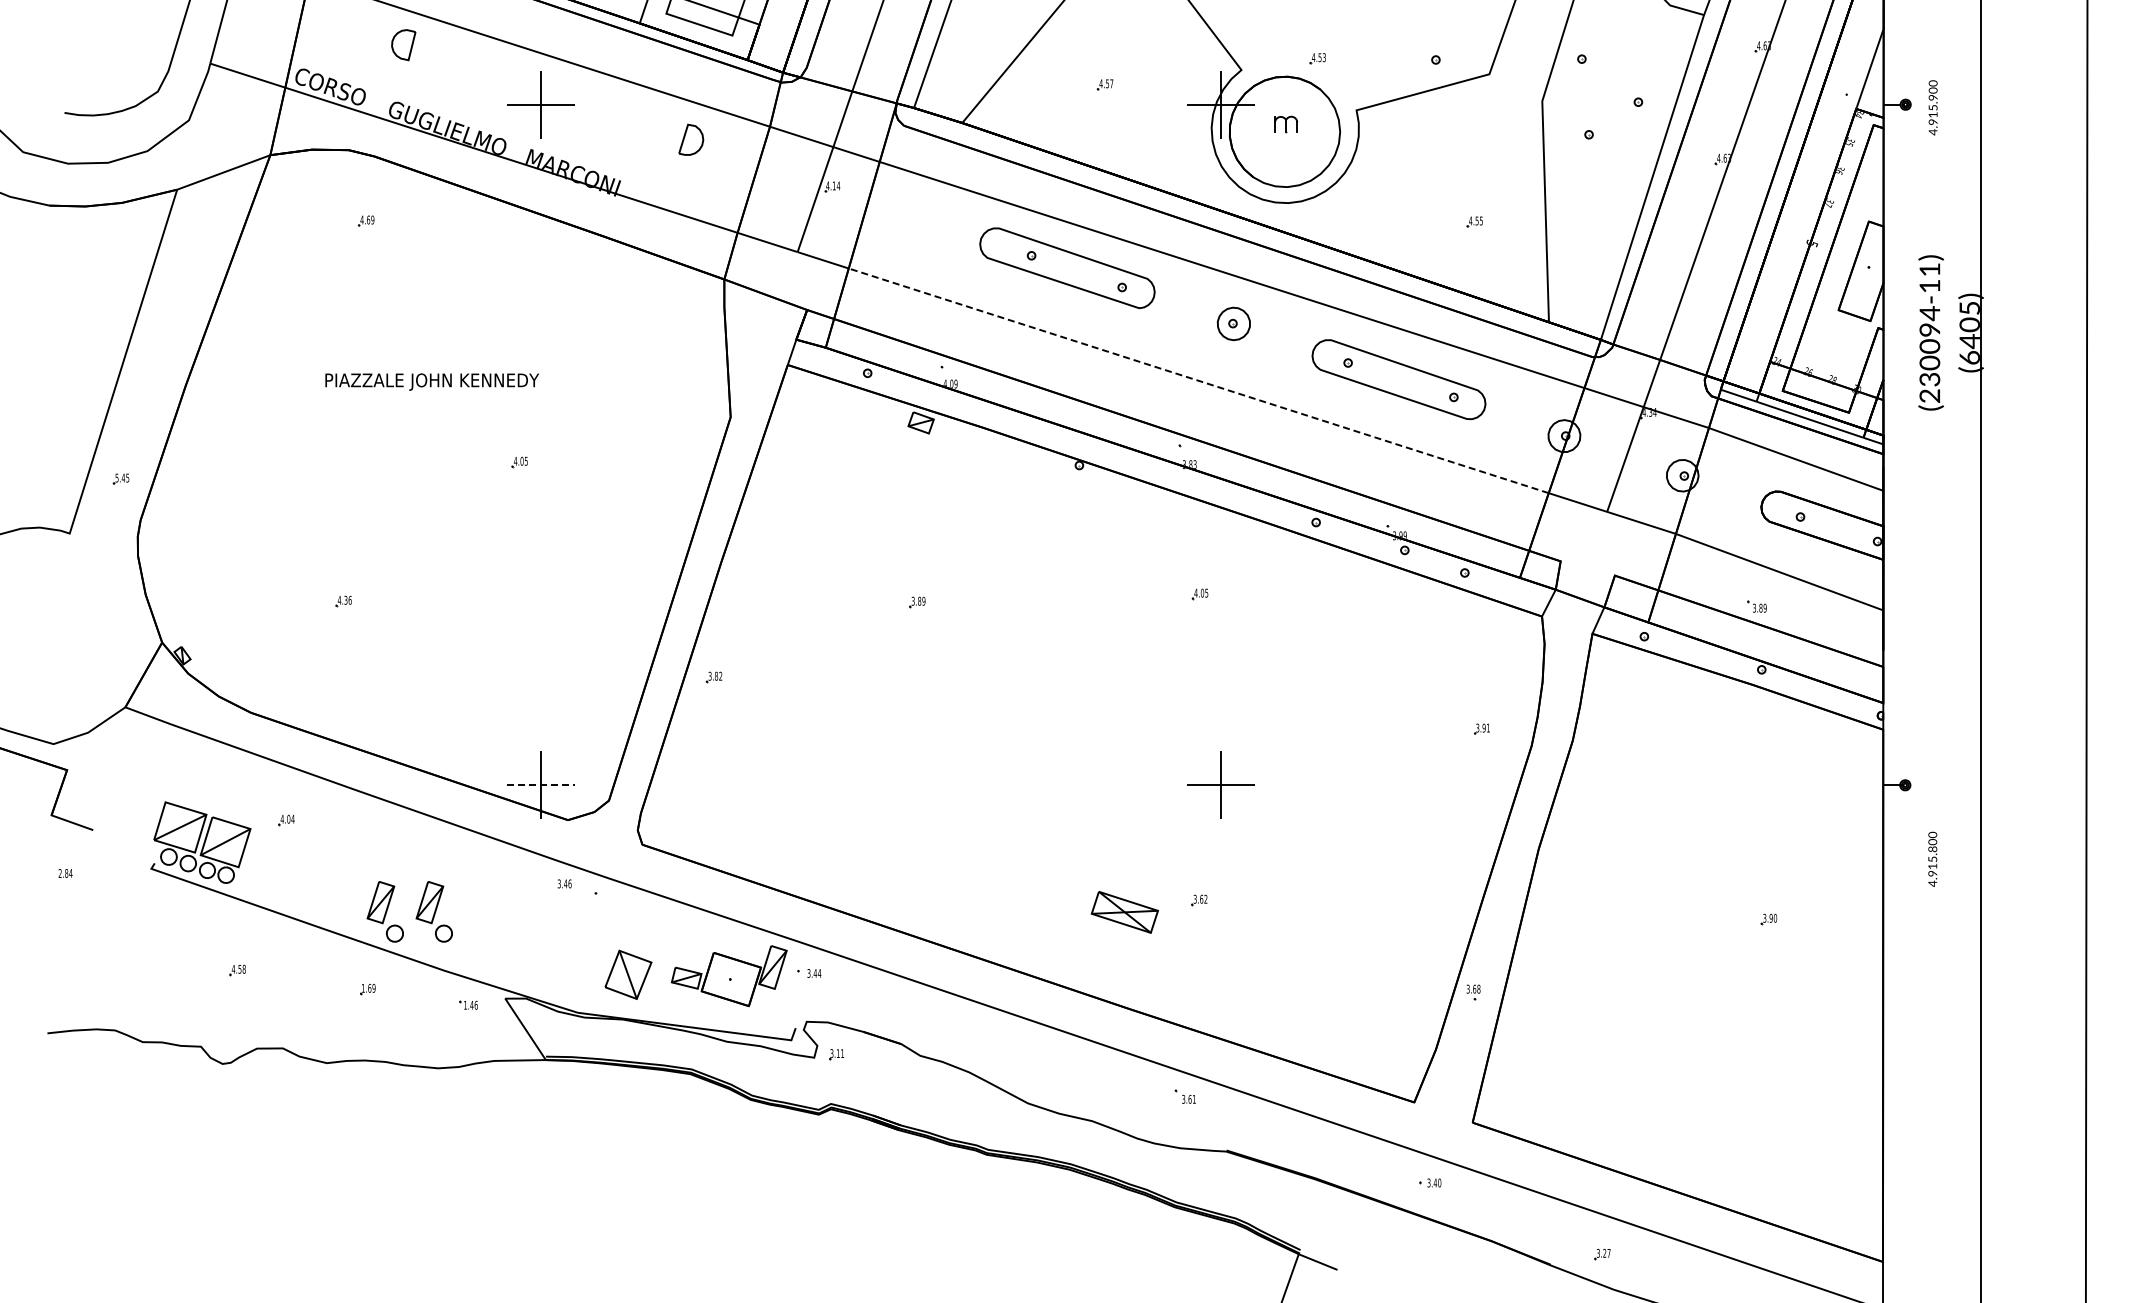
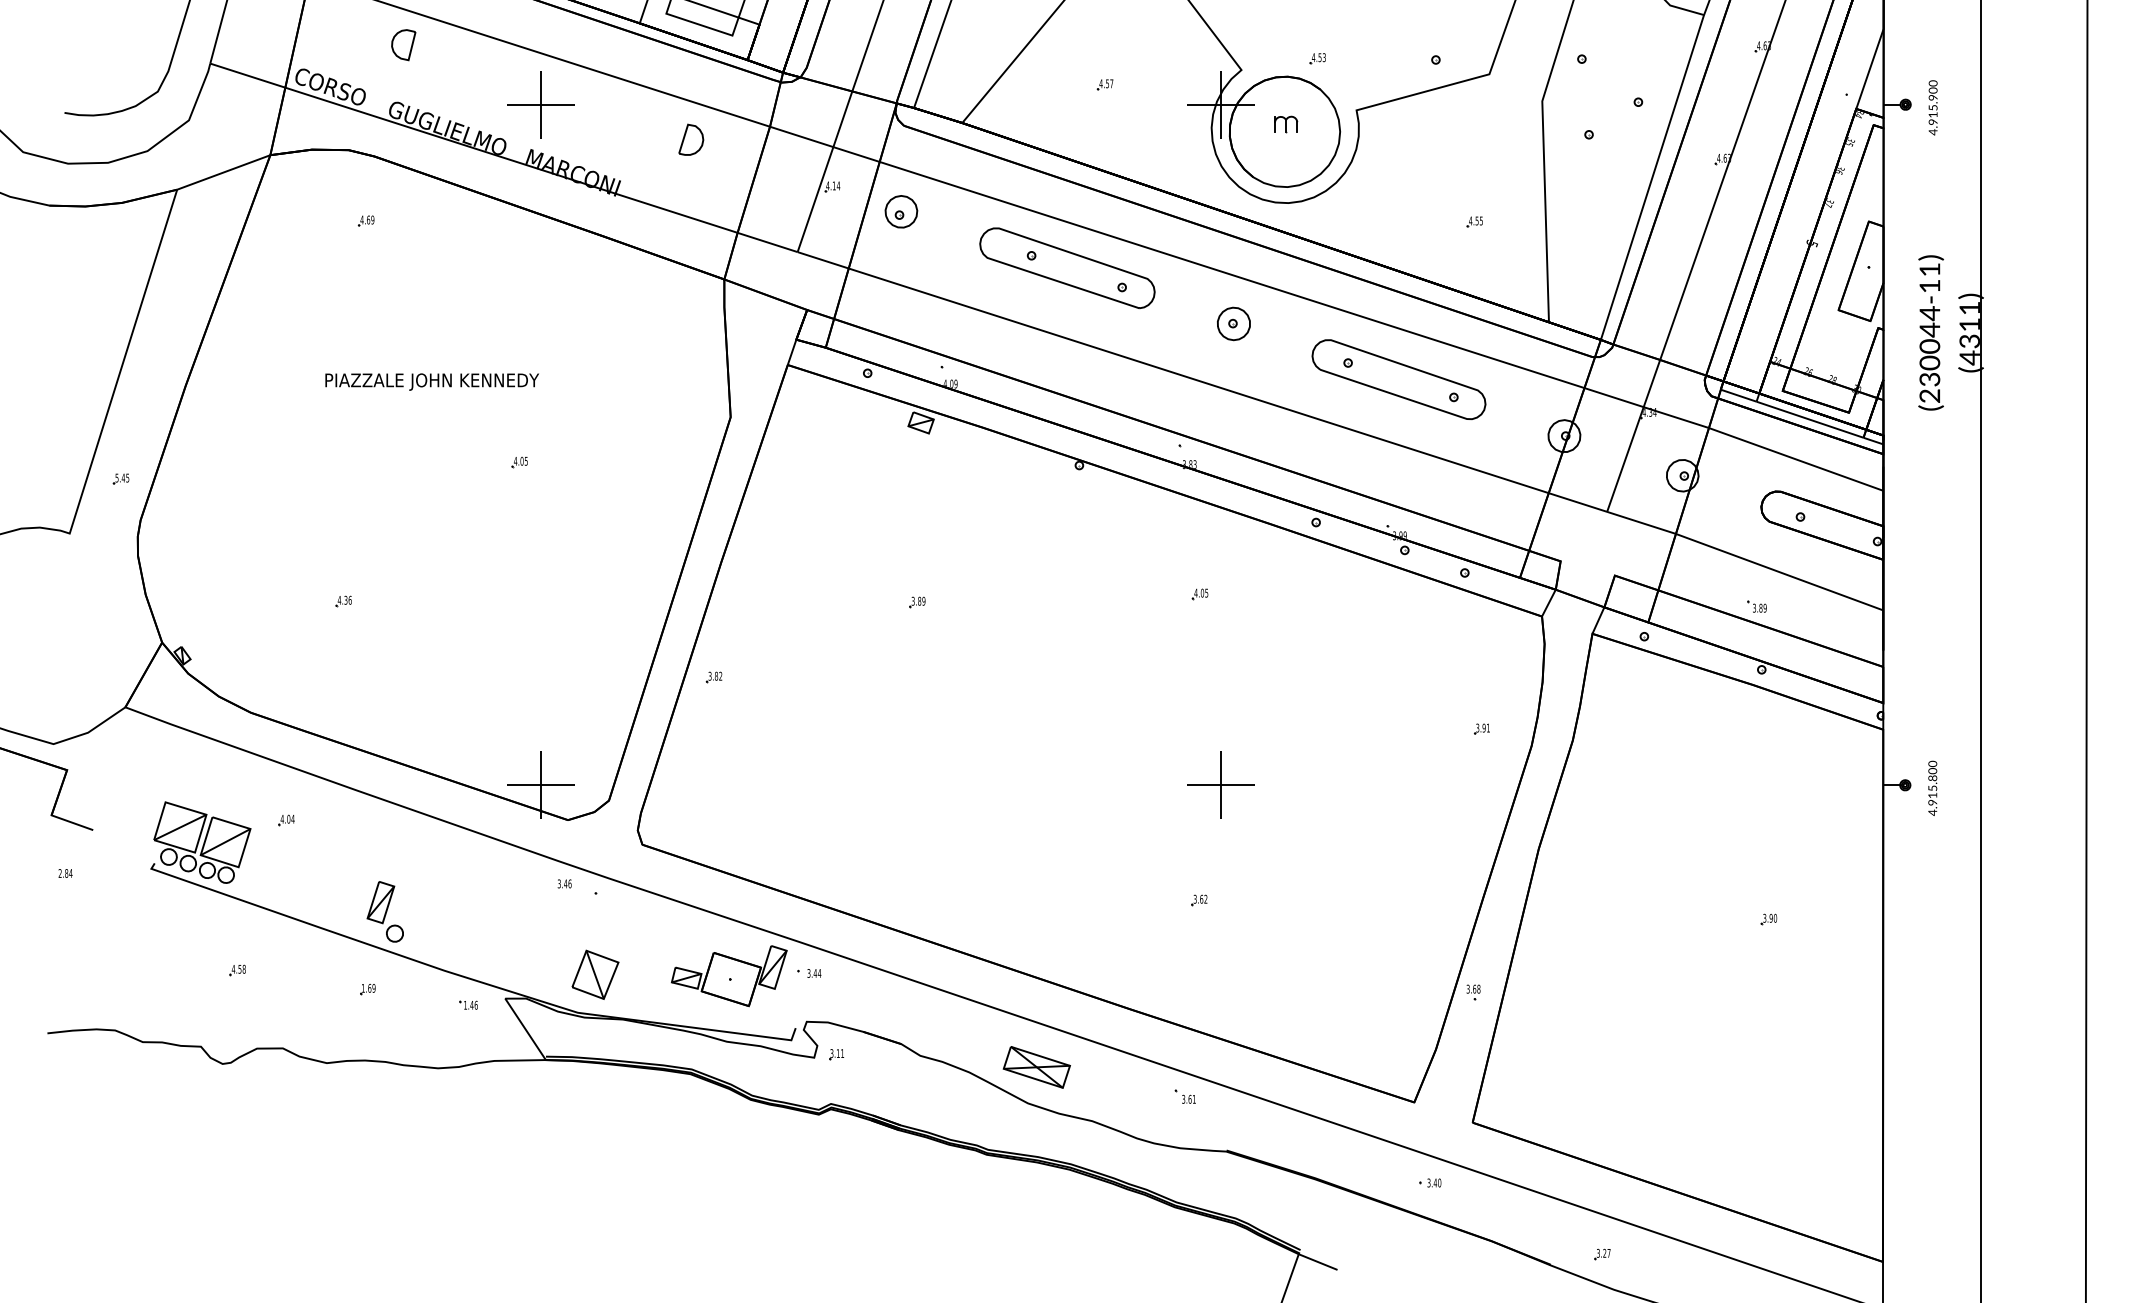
part: none -> present (901, 211)
text: (230094-11) -> (230044-11) (1929, 329)
text: (6405) -> (4311) (1969, 333)
line: dashed -> solid (1198, 380)
line: dashed -> solid (541, 785)
text position: (1932, 858) -> (1932, 787) (1932, 787)
part: present -> none (433, 911)
part position: (1124, 912) -> (1036, 1067) (1036, 1067)
part position: (628, 974) -> (595, 974) (595, 974)
